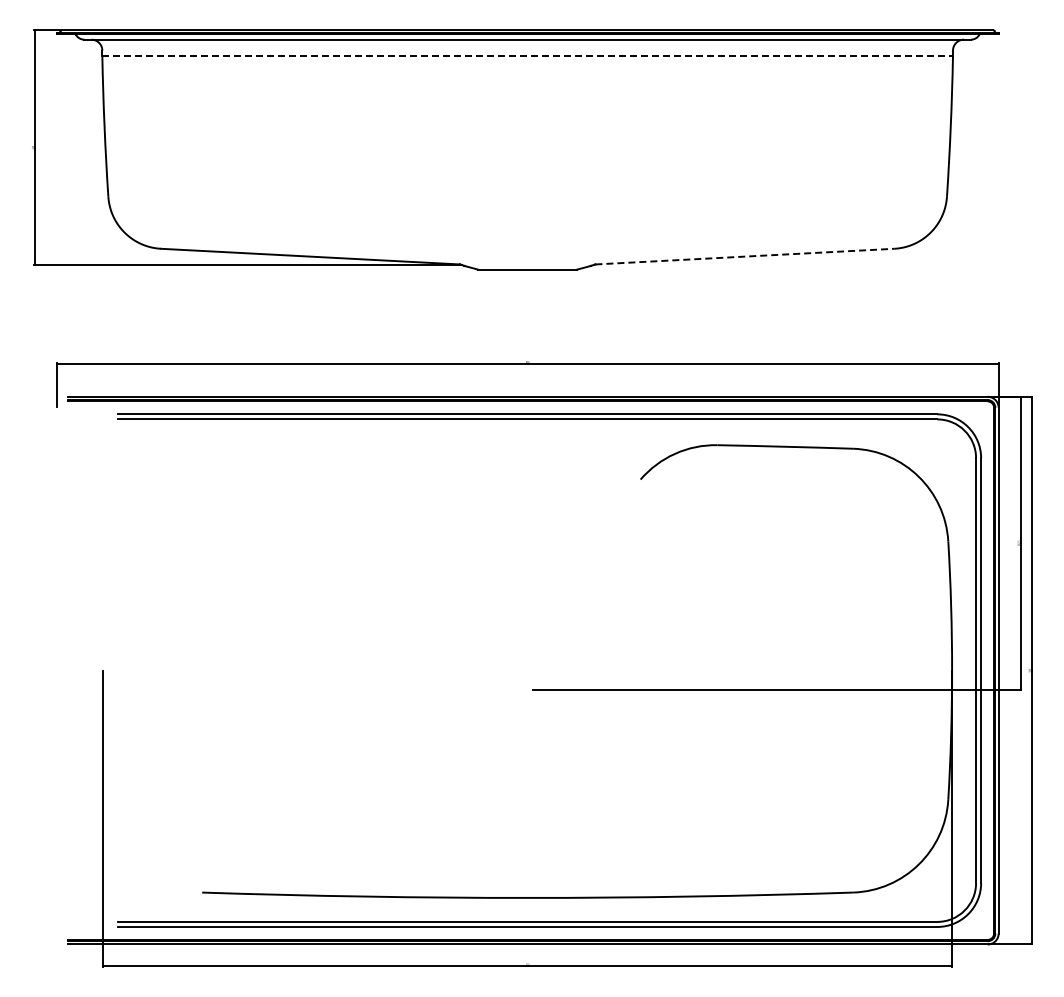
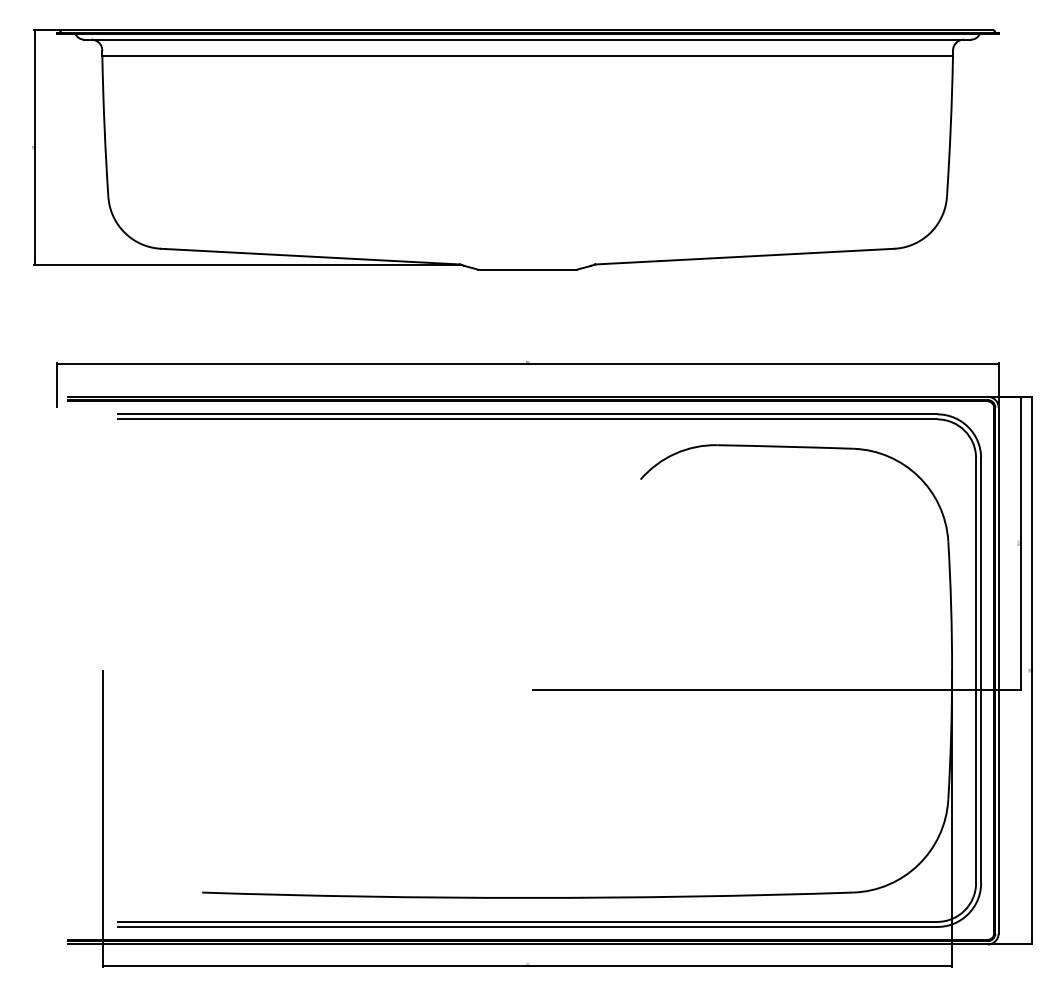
line: dashed -> solid (528, 56)
line: dashed -> solid (744, 256)
